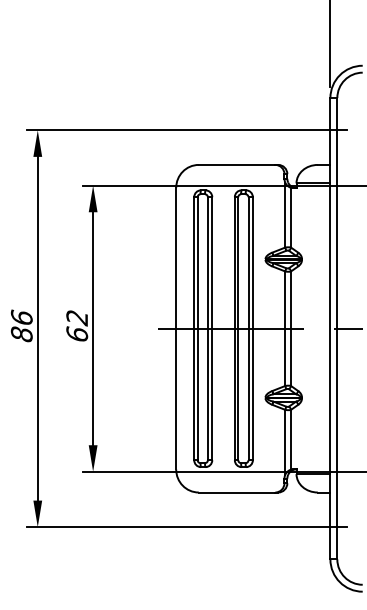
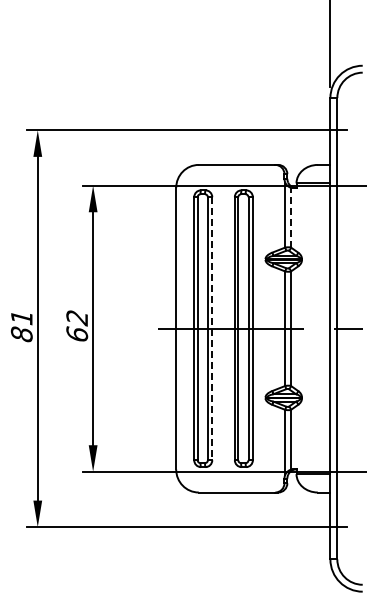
line: solid -> dashed (291, 217)
text: 86 -> 81 (21, 317)
line: solid -> dashed (212, 329)
